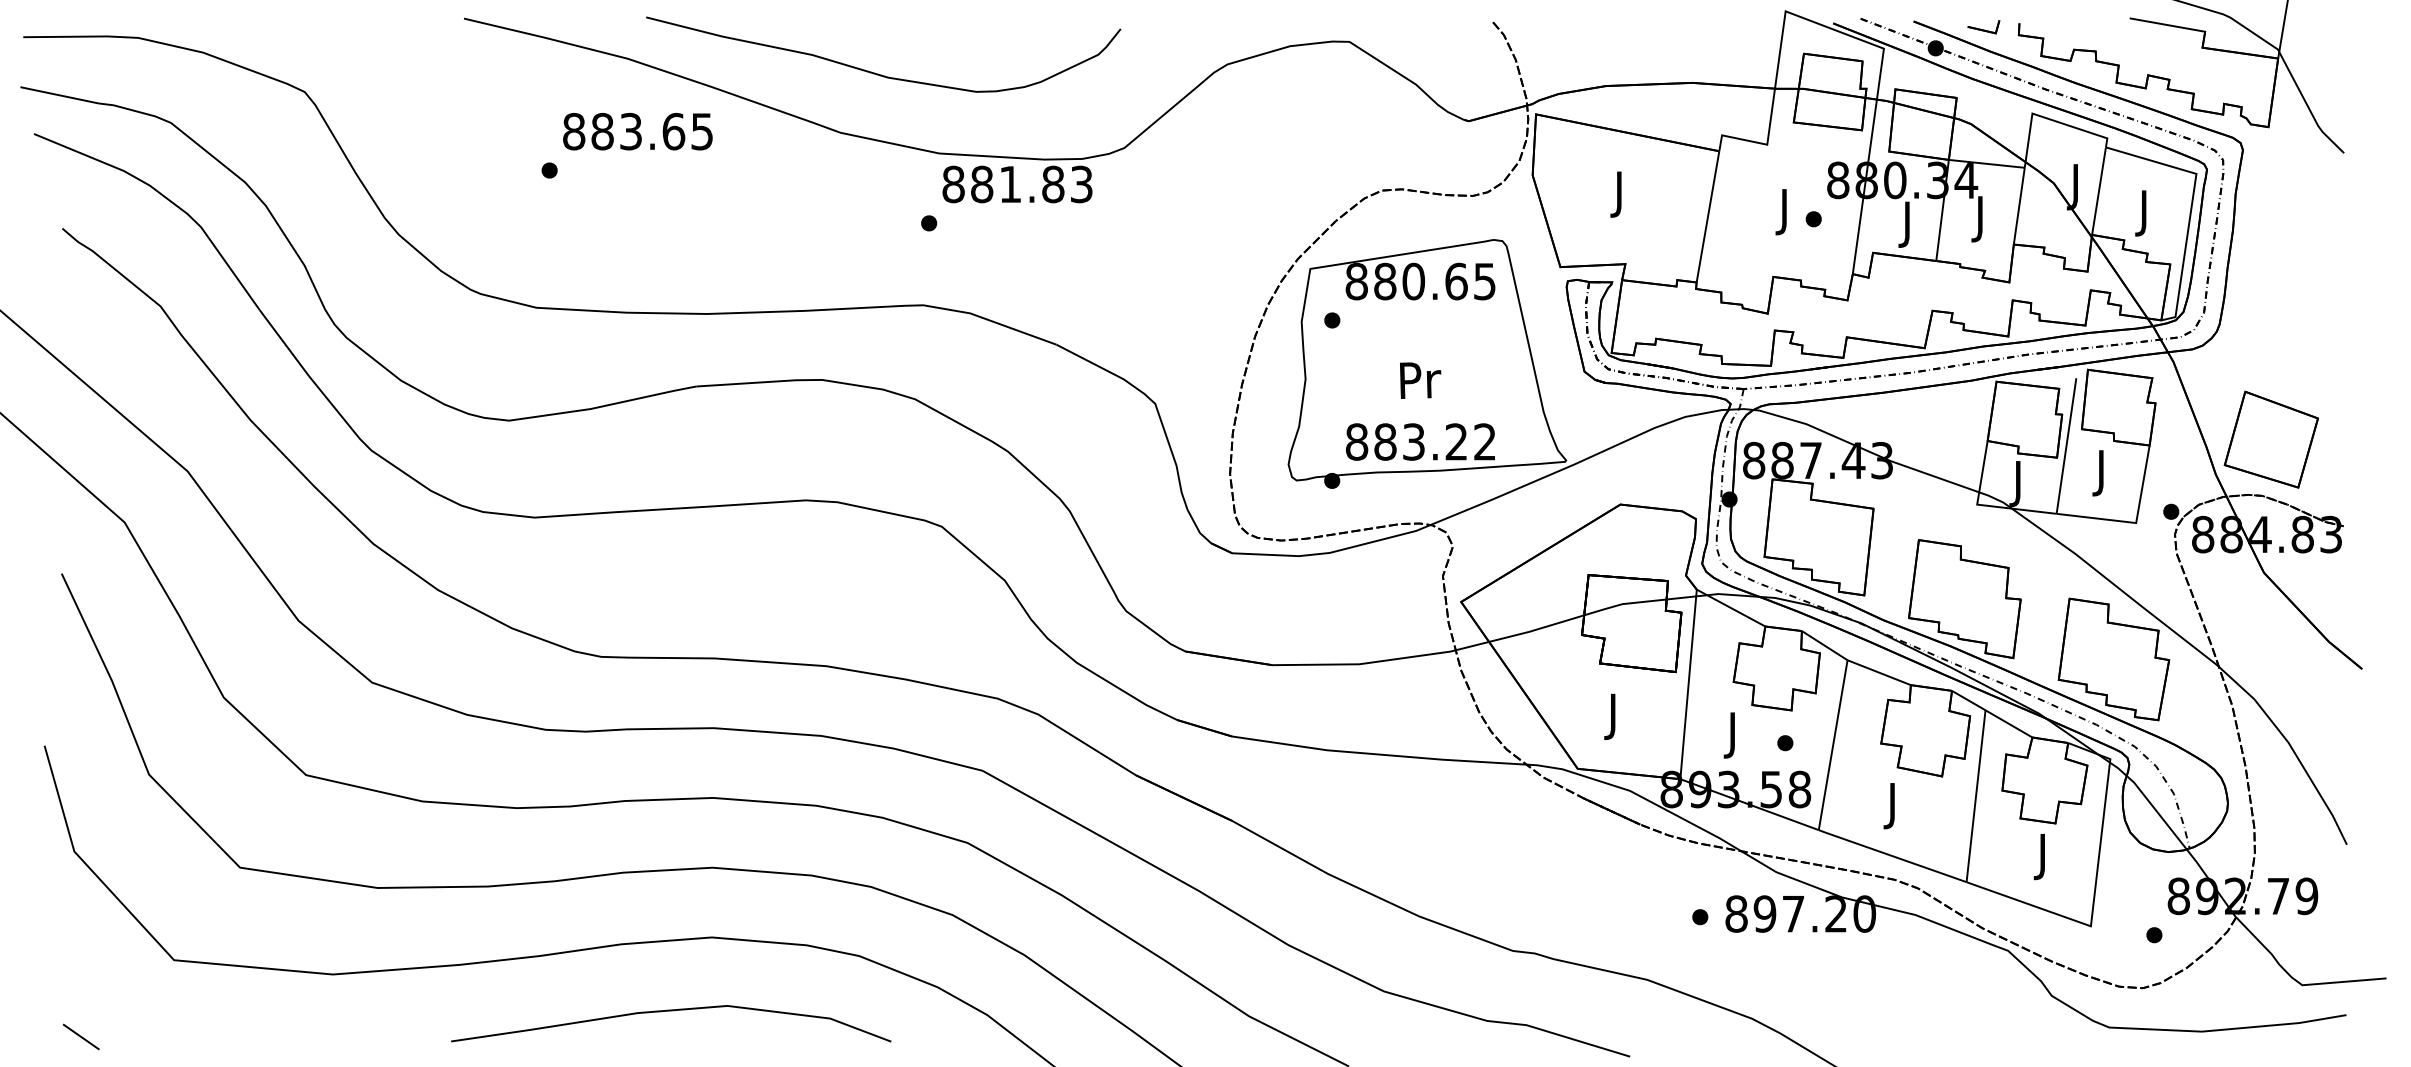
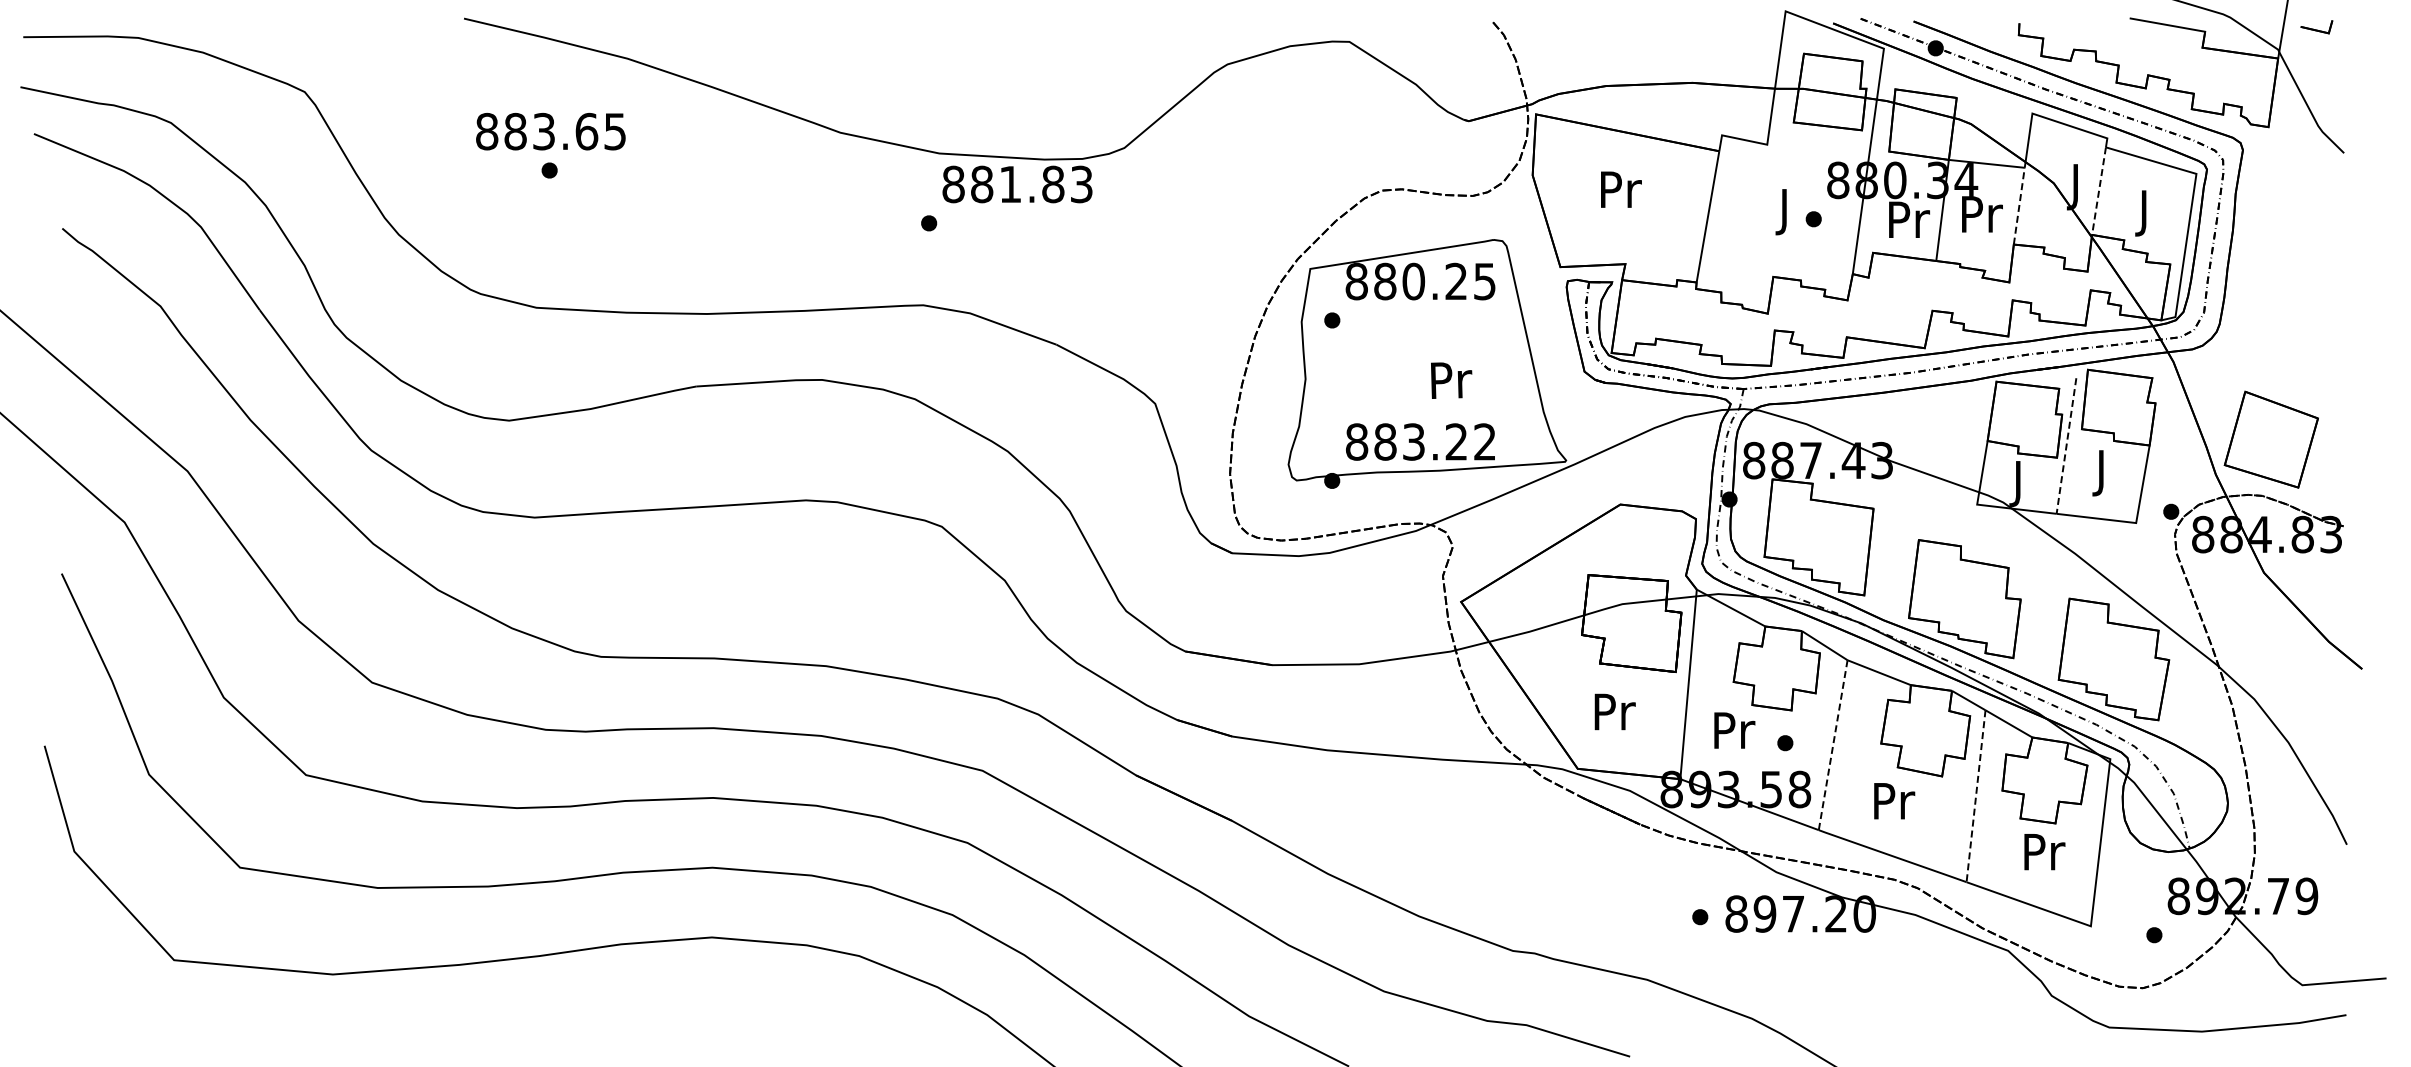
part position: (1983, 27) -> (2316, 27) (2316, 27)
curve: present -> none (878, 73)
text position: (637, 131) -> (550, 131) (550, 131)
line: solid -> dashed (2098, 191)
text: J -> Pr (1621, 194)
line: solid -> dashed (2019, 206)
text: J -> Pr (1982, 219)
text: J -> Pr (1909, 224)
text: 880.65 -> 880.25 (1456, 281)
text position: (1420, 380) -> (1451, 380) (1451, 380)
line: solid -> dashed (2066, 446)
text: J -> Pr (1614, 716)
text: J -> Pr (1734, 735)
line: solid -> dashed (1833, 745)
line: solid -> dashed (1976, 796)
text: J -> Pr (1894, 806)
text: J -> Pr (2044, 857)
curve: present -> none (671, 1011)
line: present -> none (81, 1036)
